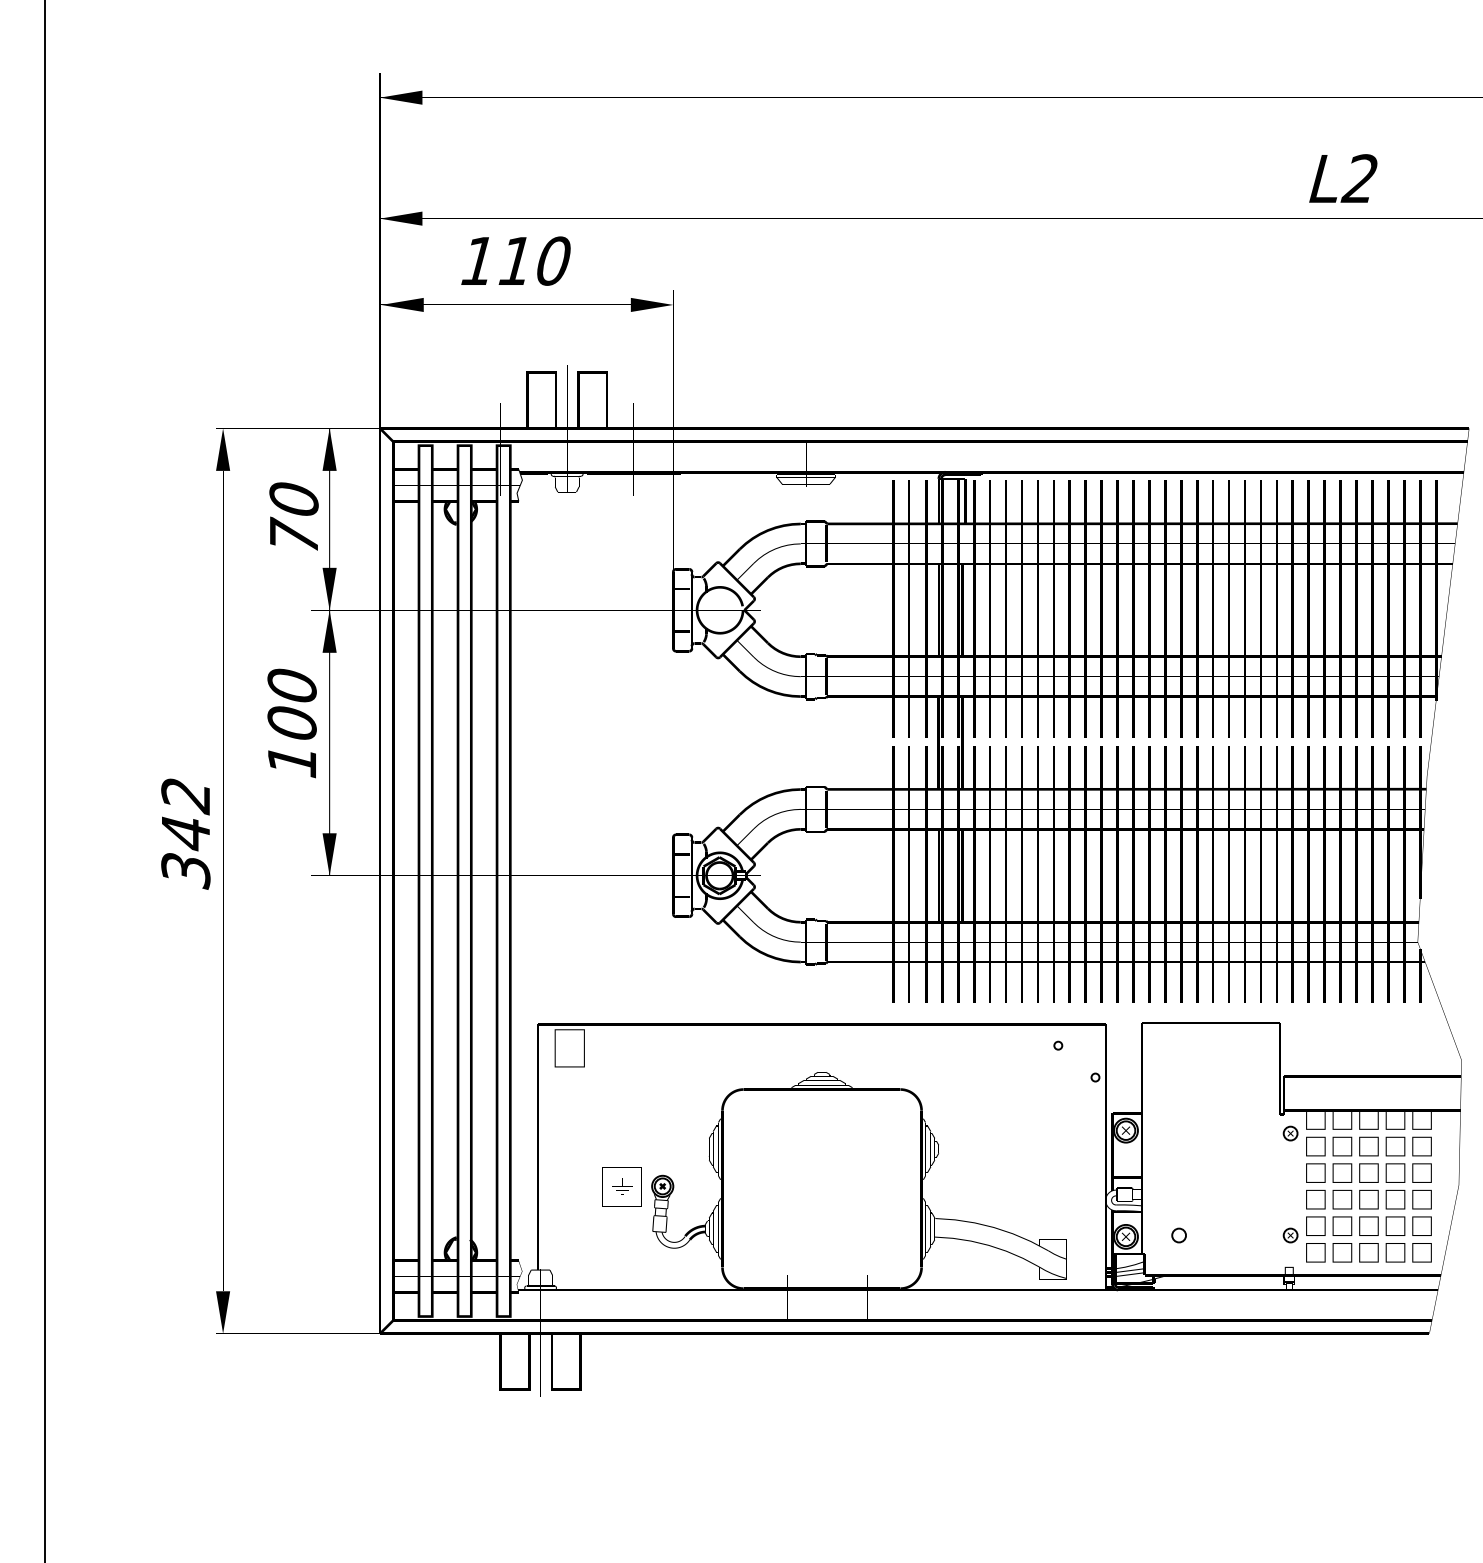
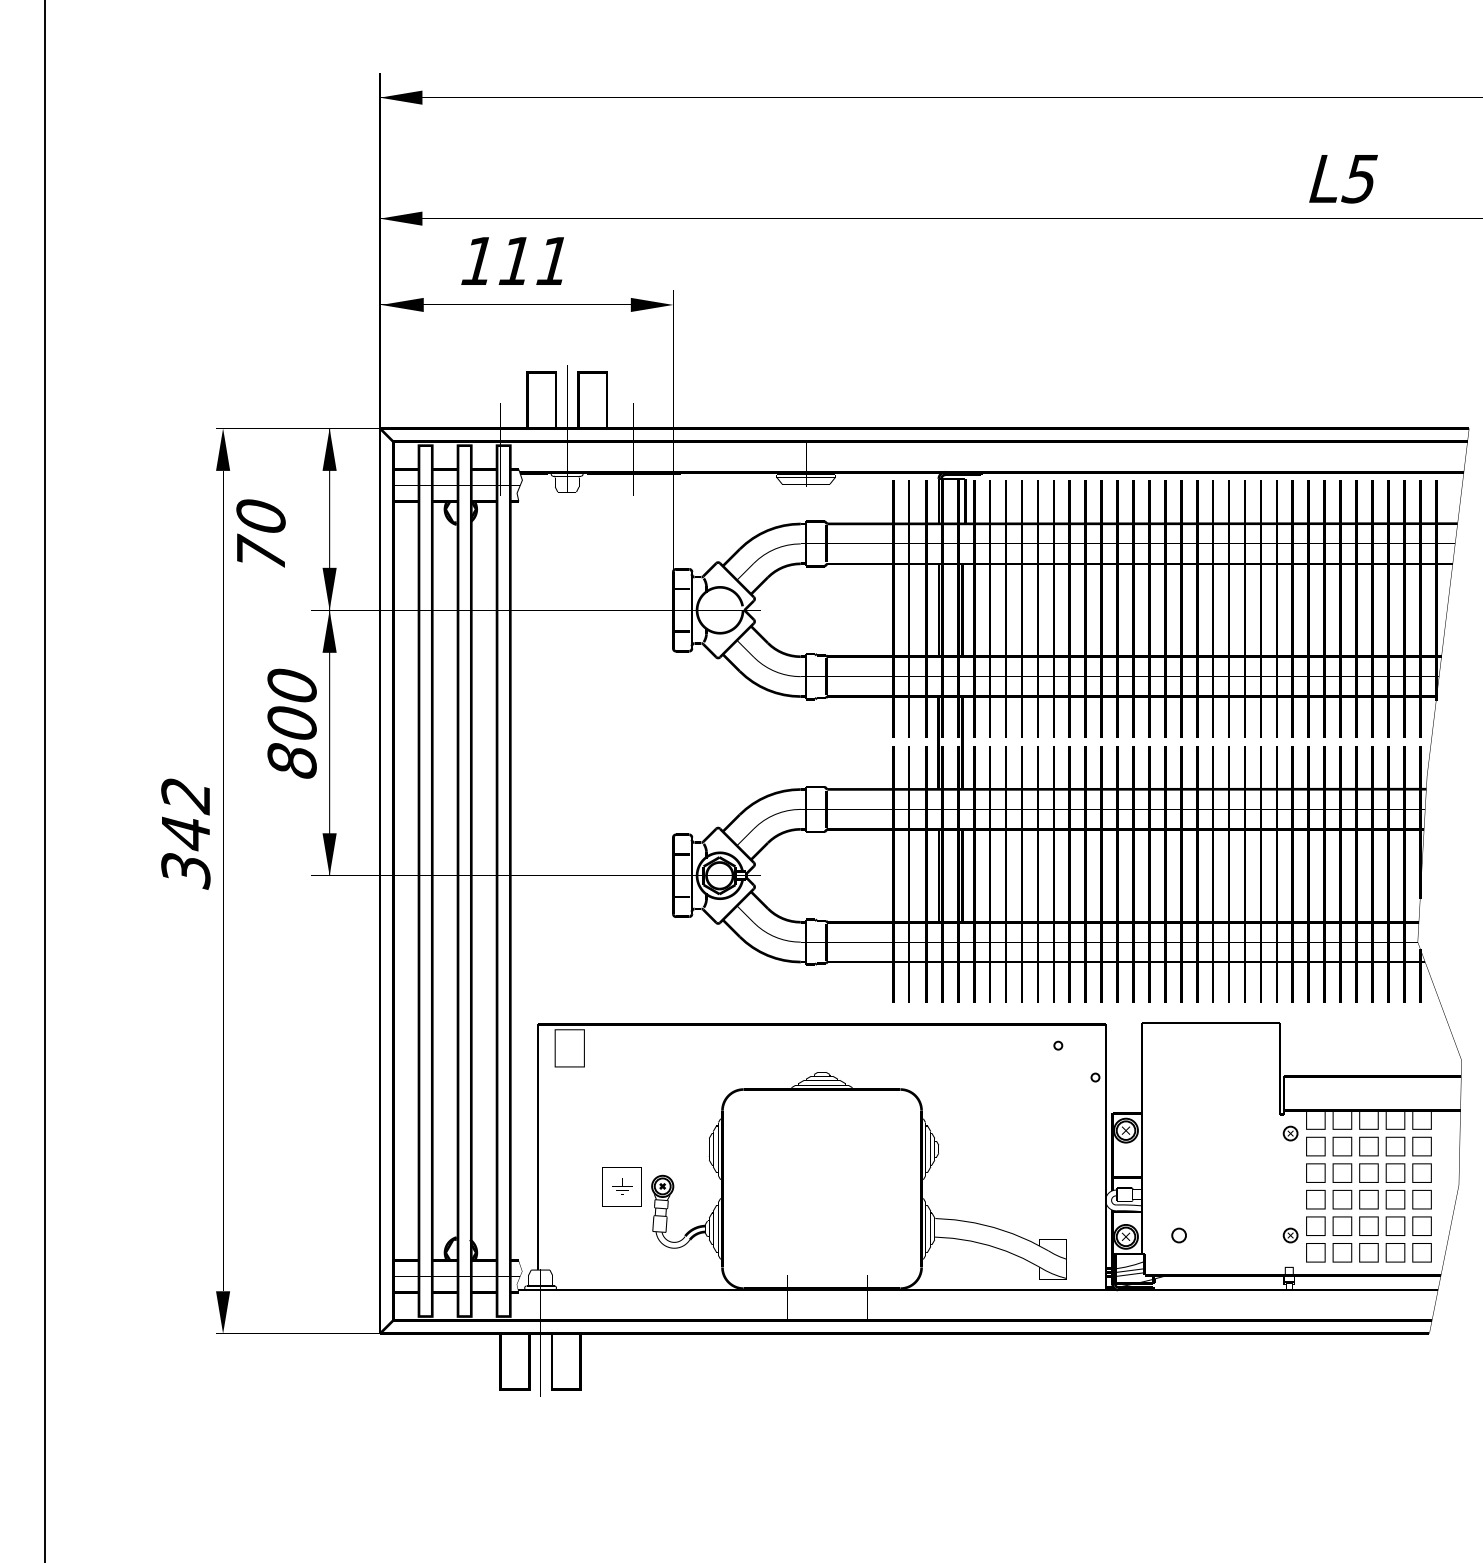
text: L2 -> L5 (1358, 178)
text: 110 -> 111 (553, 260)
text position: (293, 516) -> (260, 533) (260, 533)
text: 100 -> 800 (291, 760)
